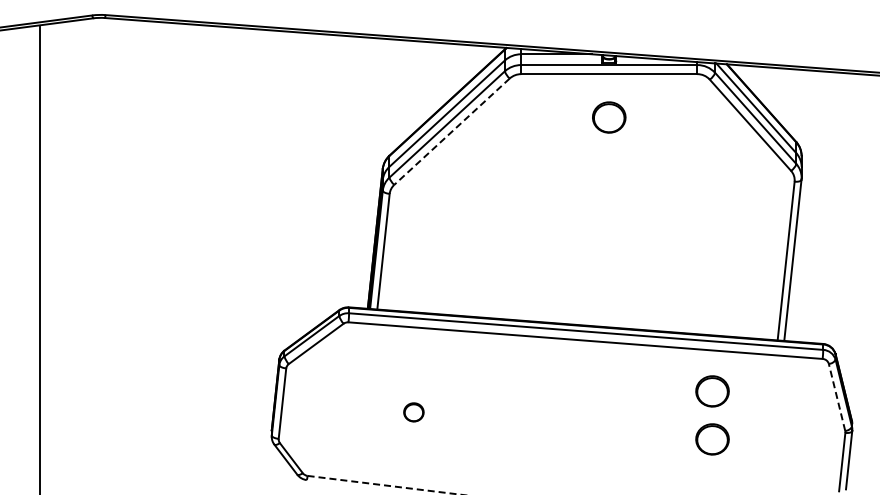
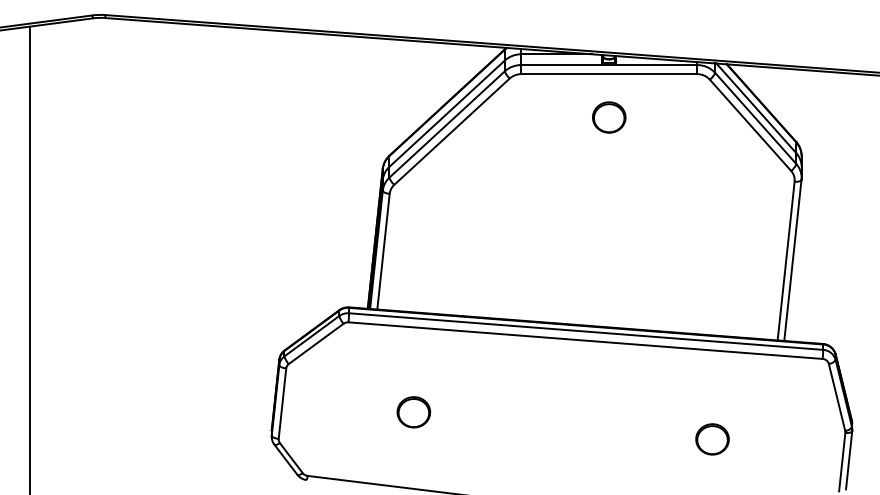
line: dashed -> solid (451, 132)
line position: (39, 258) -> (29, 258) (29, 258)
part: present -> none (712, 391)
line: dashed -> solid (836, 396)
part size: 22x21 px -> 36x33 px (413, 412)
line: dashed -> solid (385, 485)
